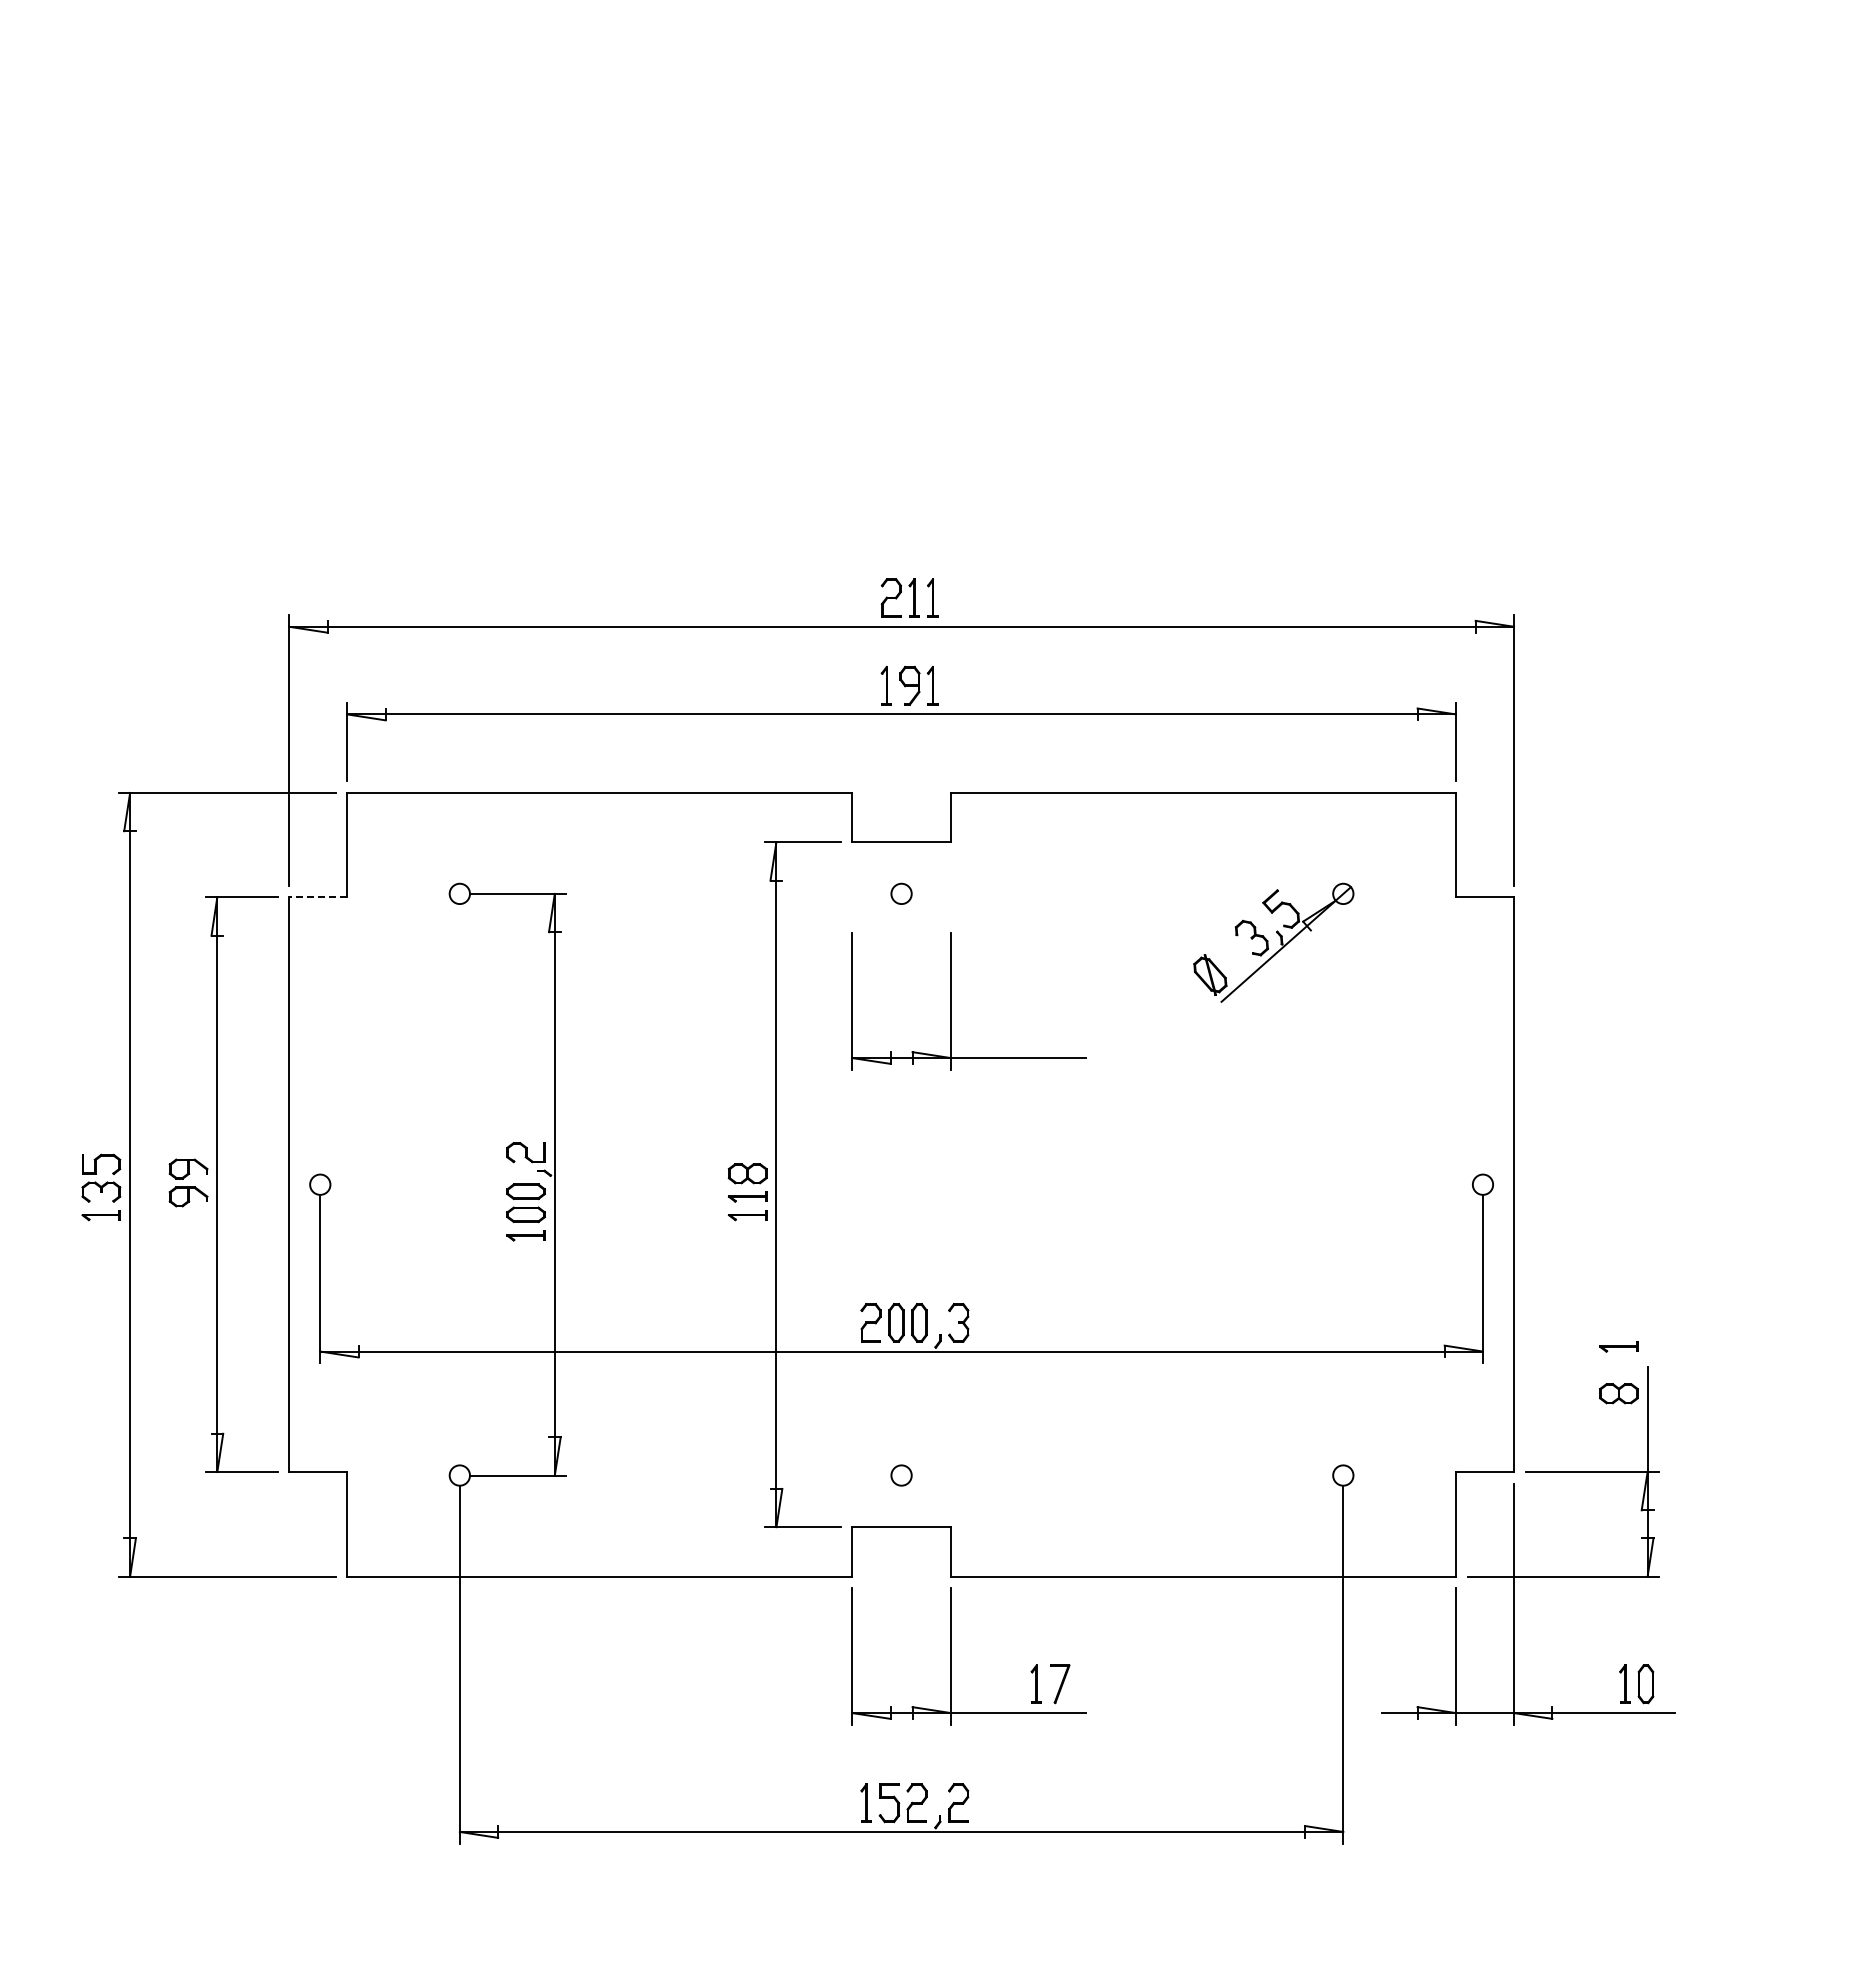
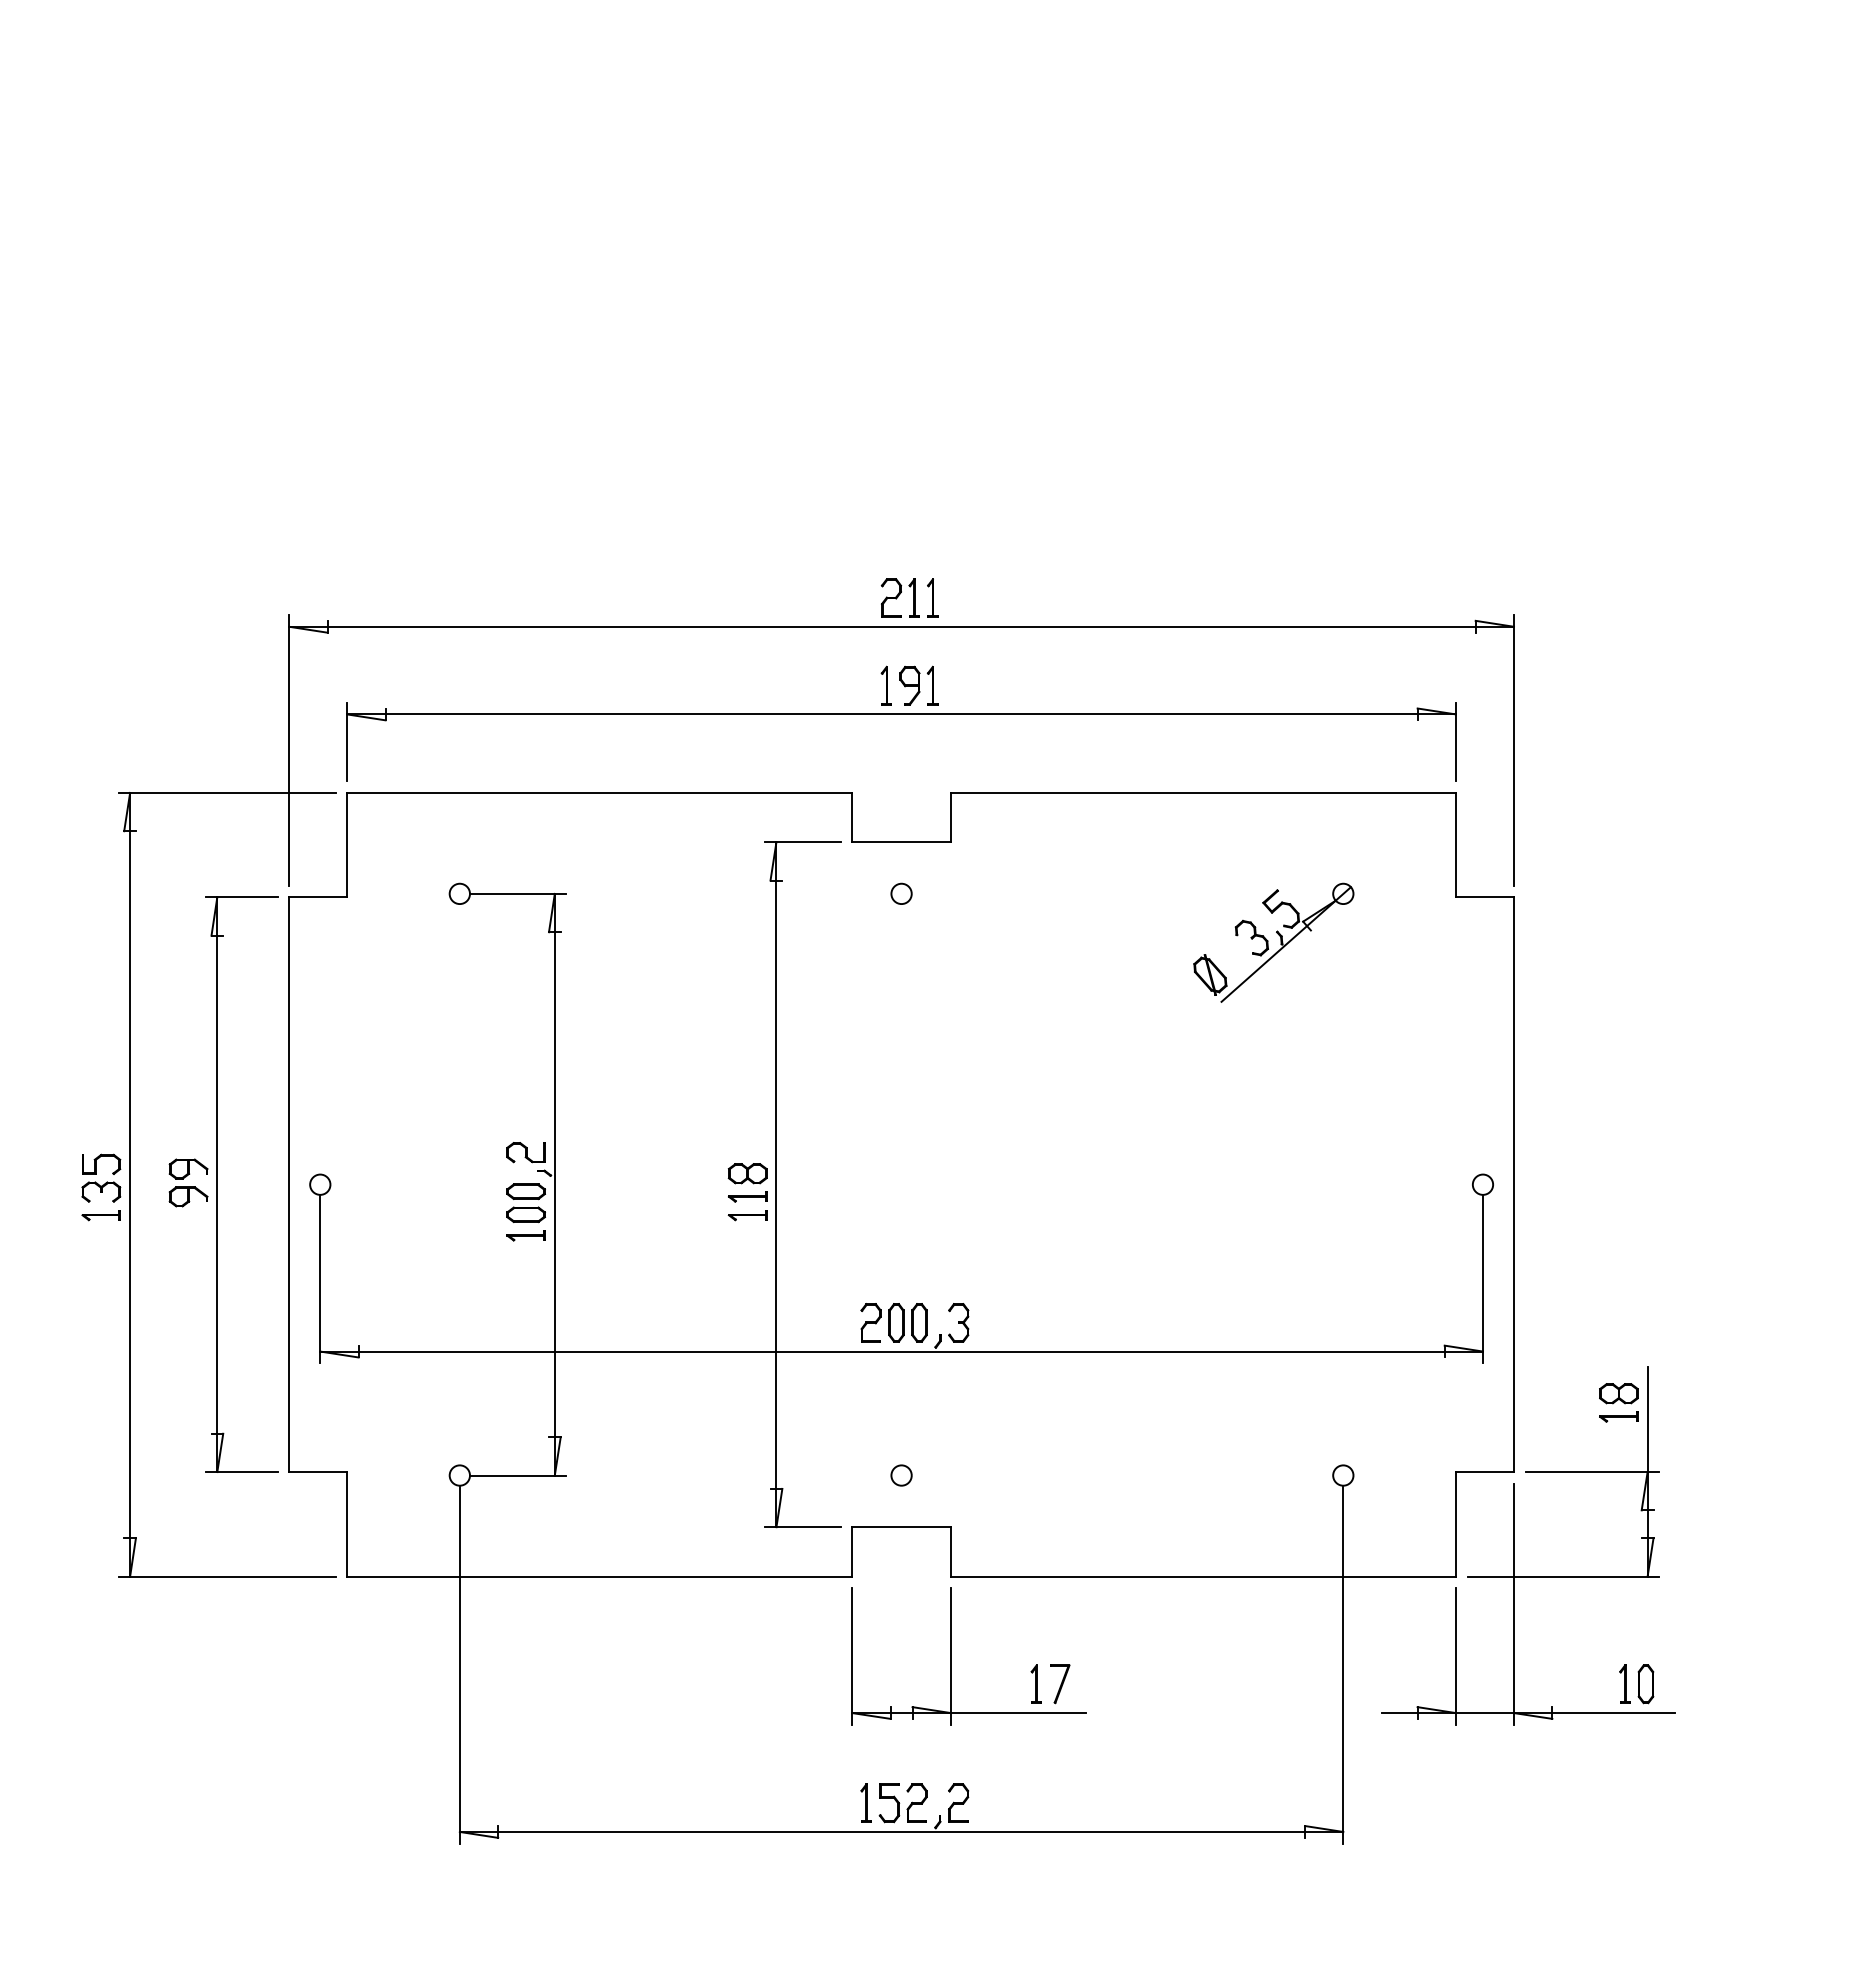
line: dashed -> solid (317, 897)
part: present -> none (951, 1001)
part position: (1618, 1346) -> (1618, 1416) (1618, 1416)
